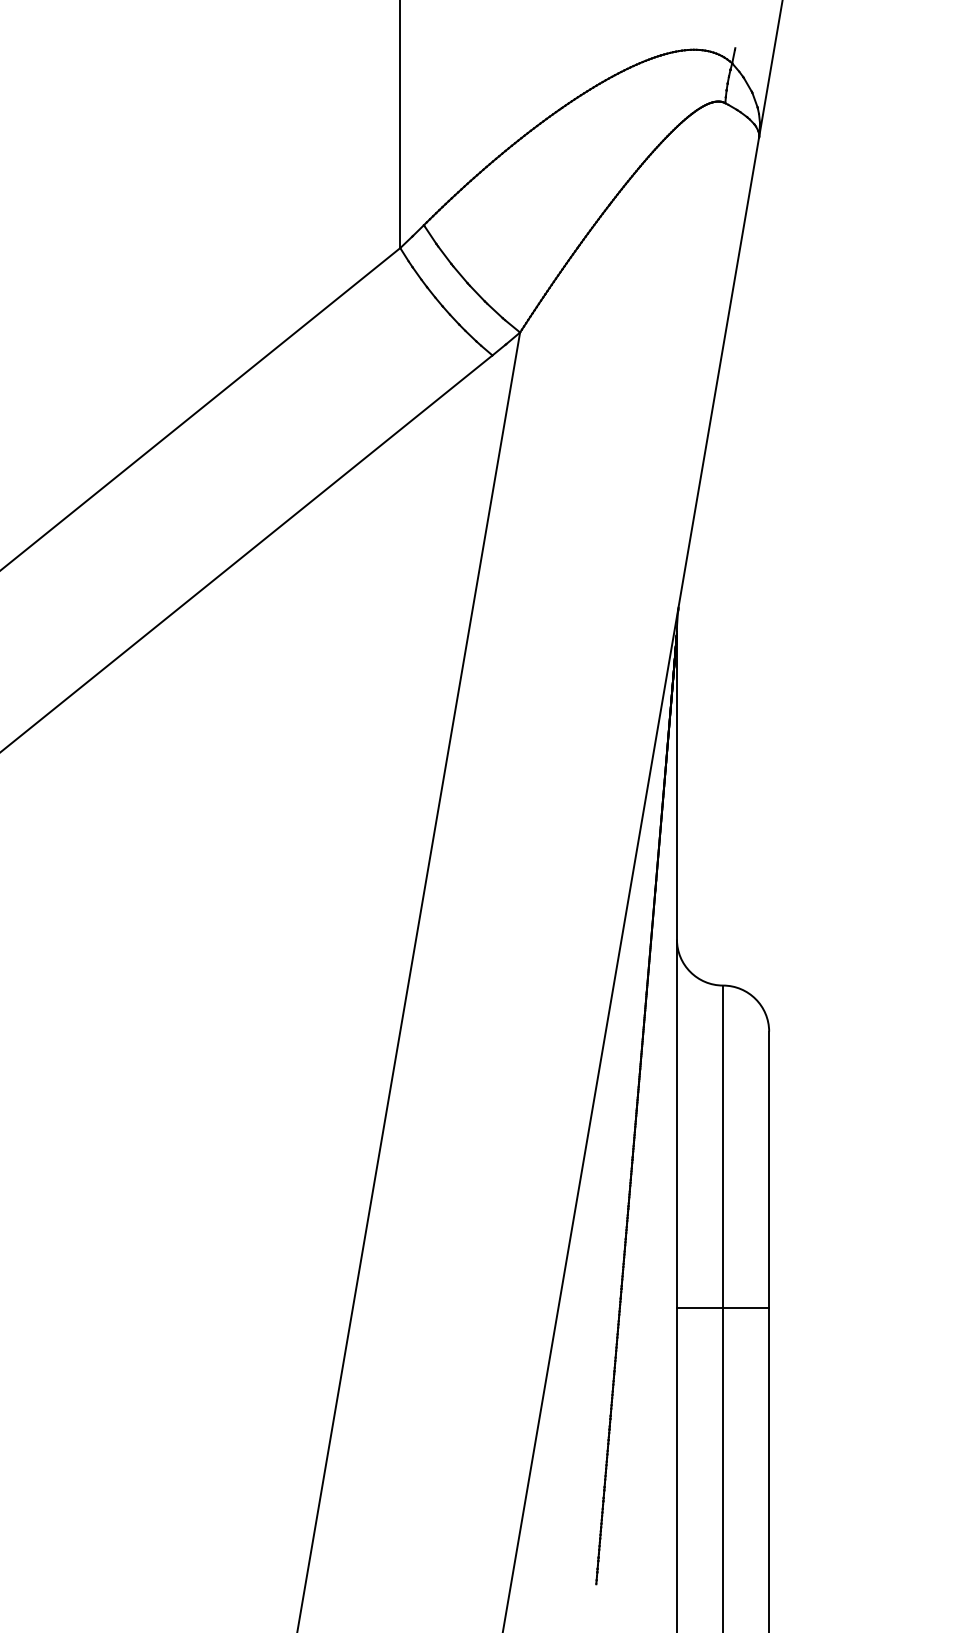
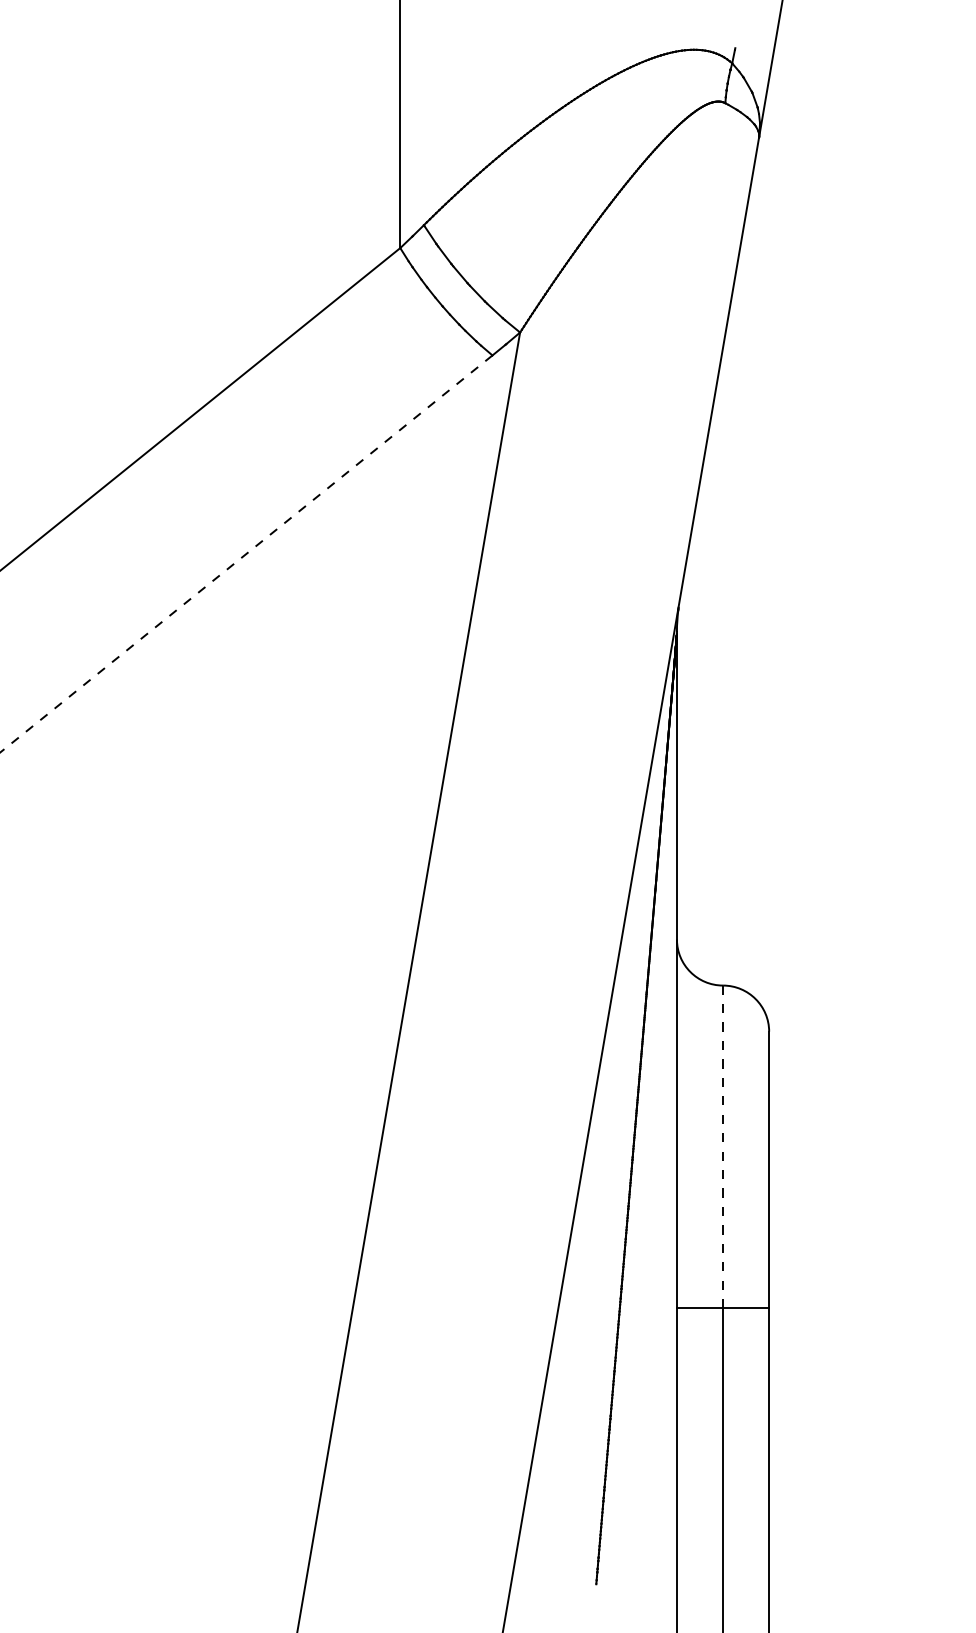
line: solid -> dashed (246, 553)
line: solid -> dashed (723, 1147)
